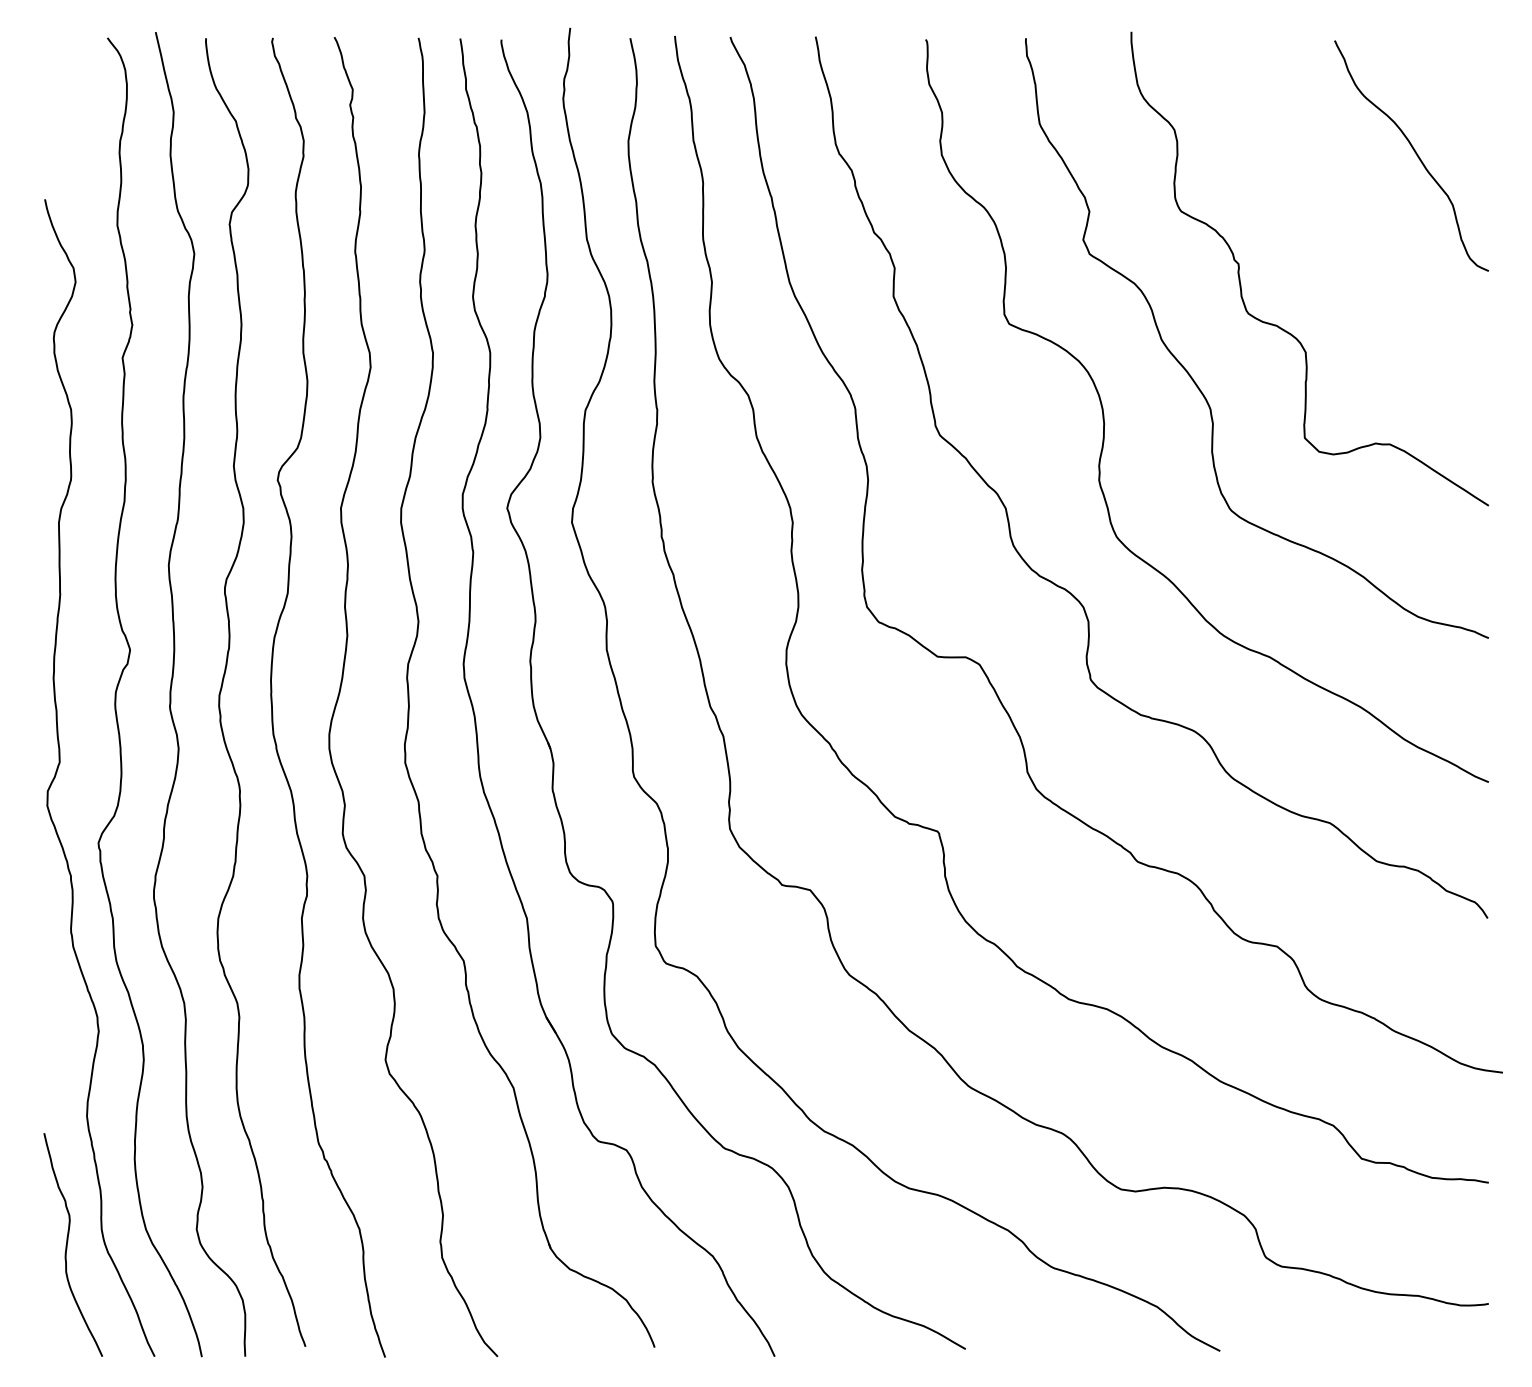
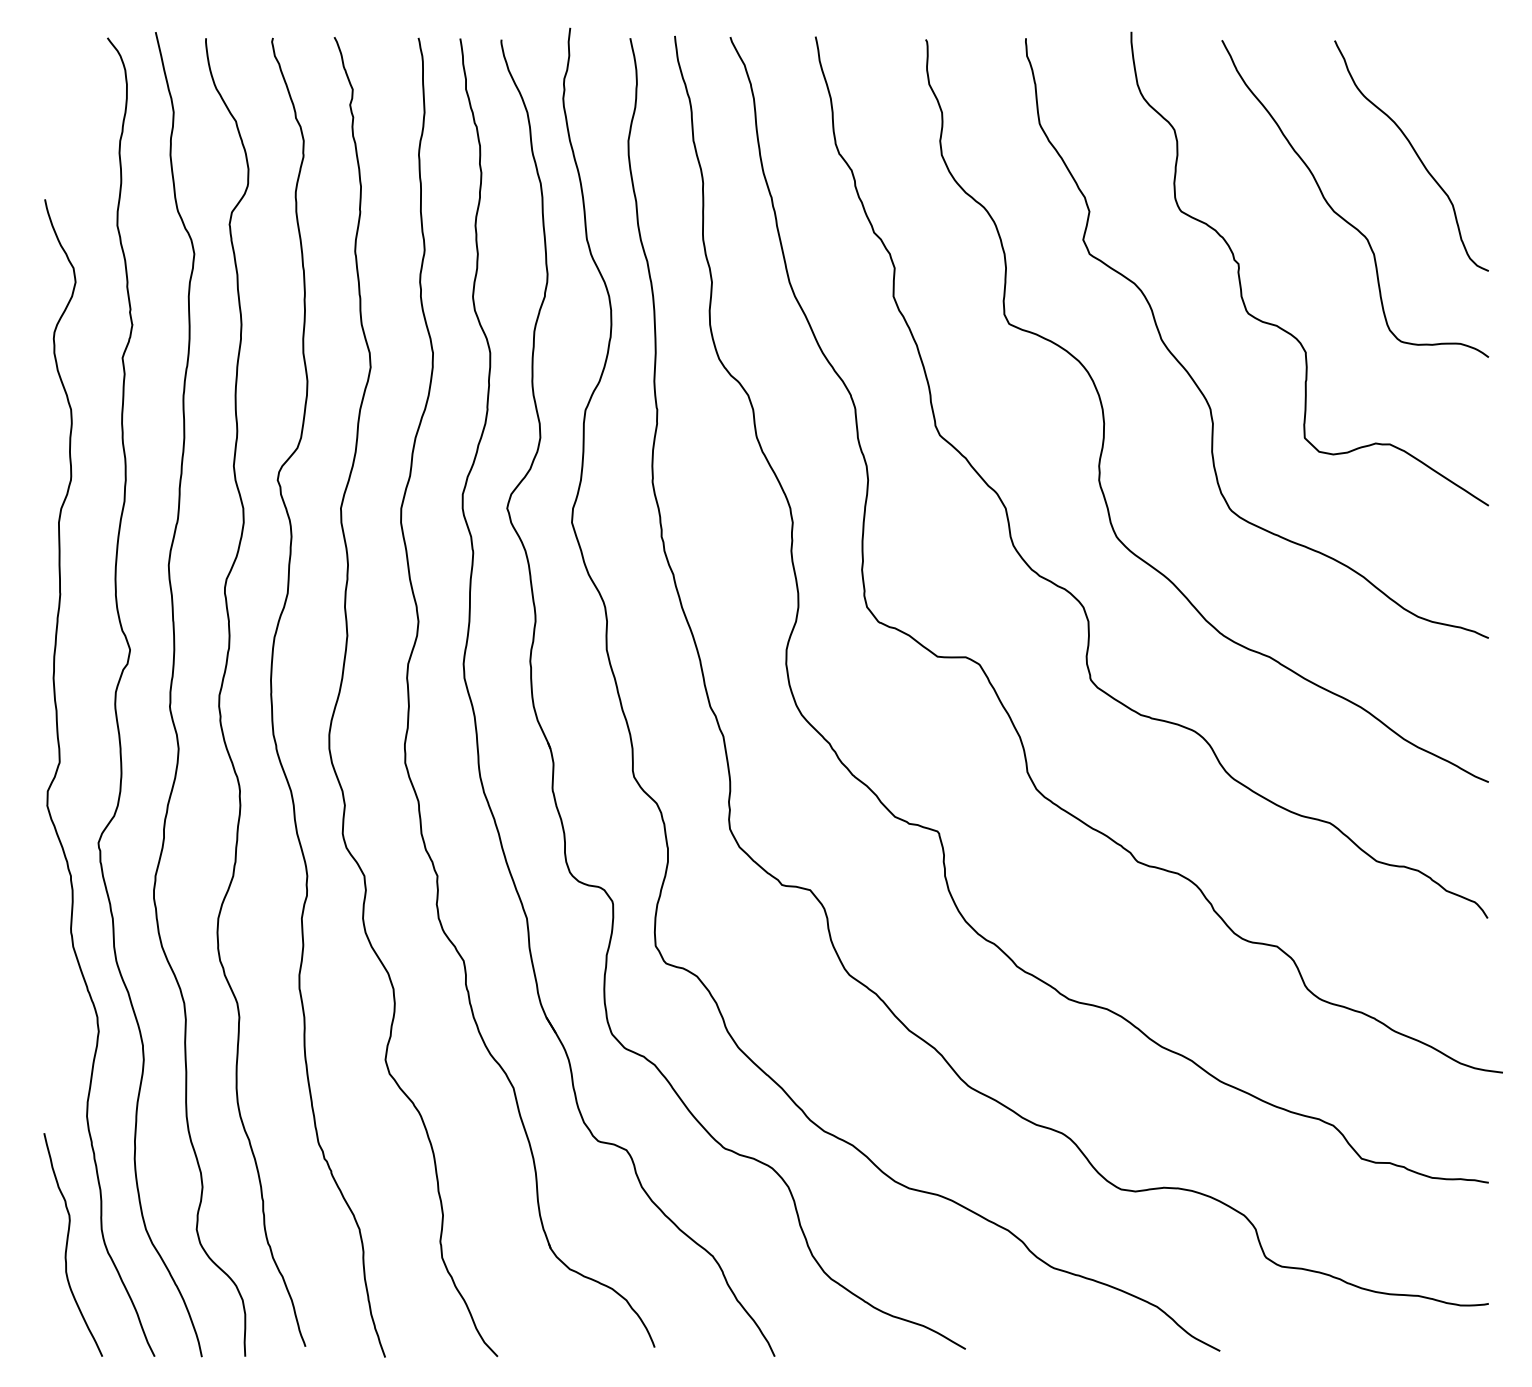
curve: none -> present (1343, 217)
